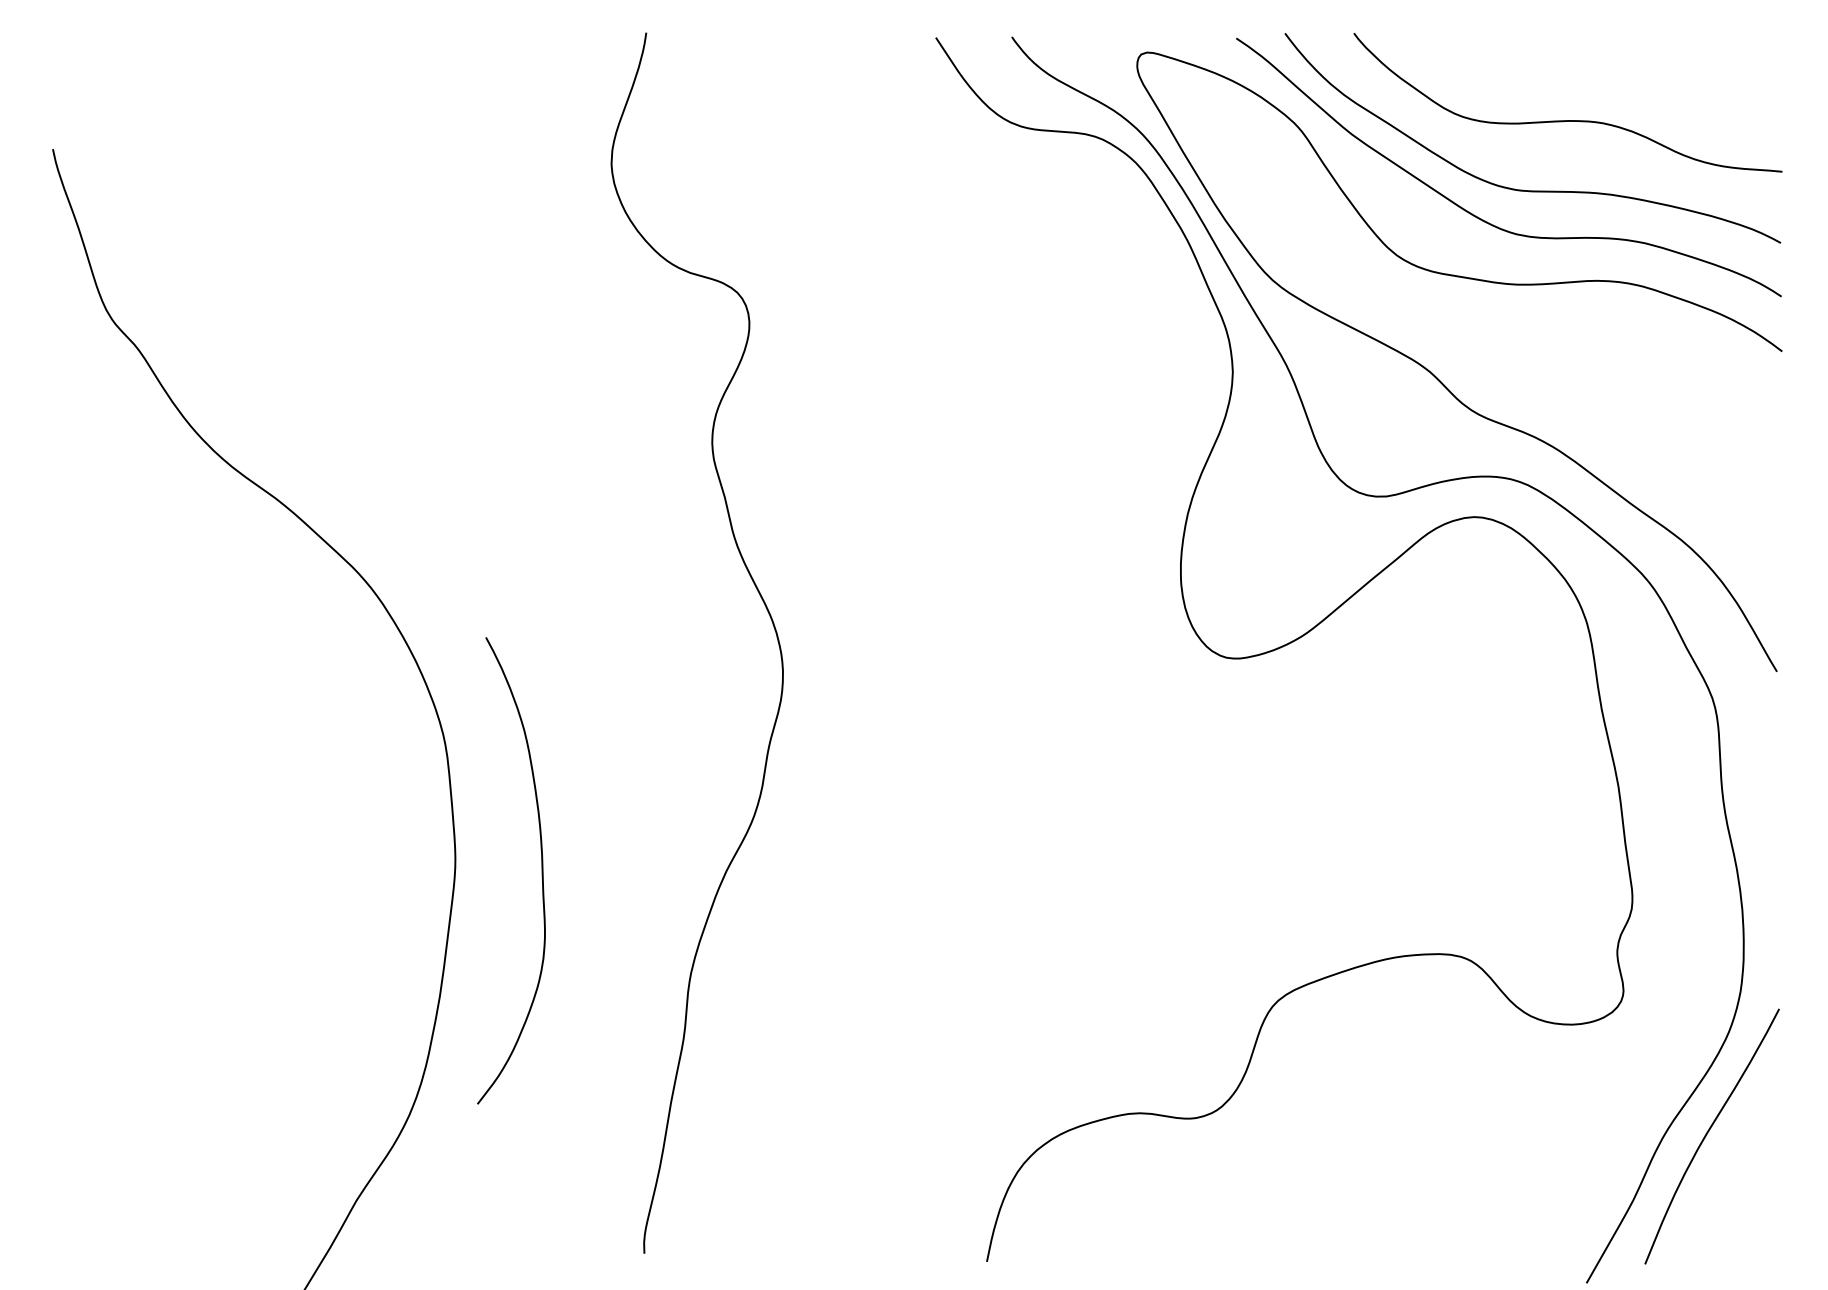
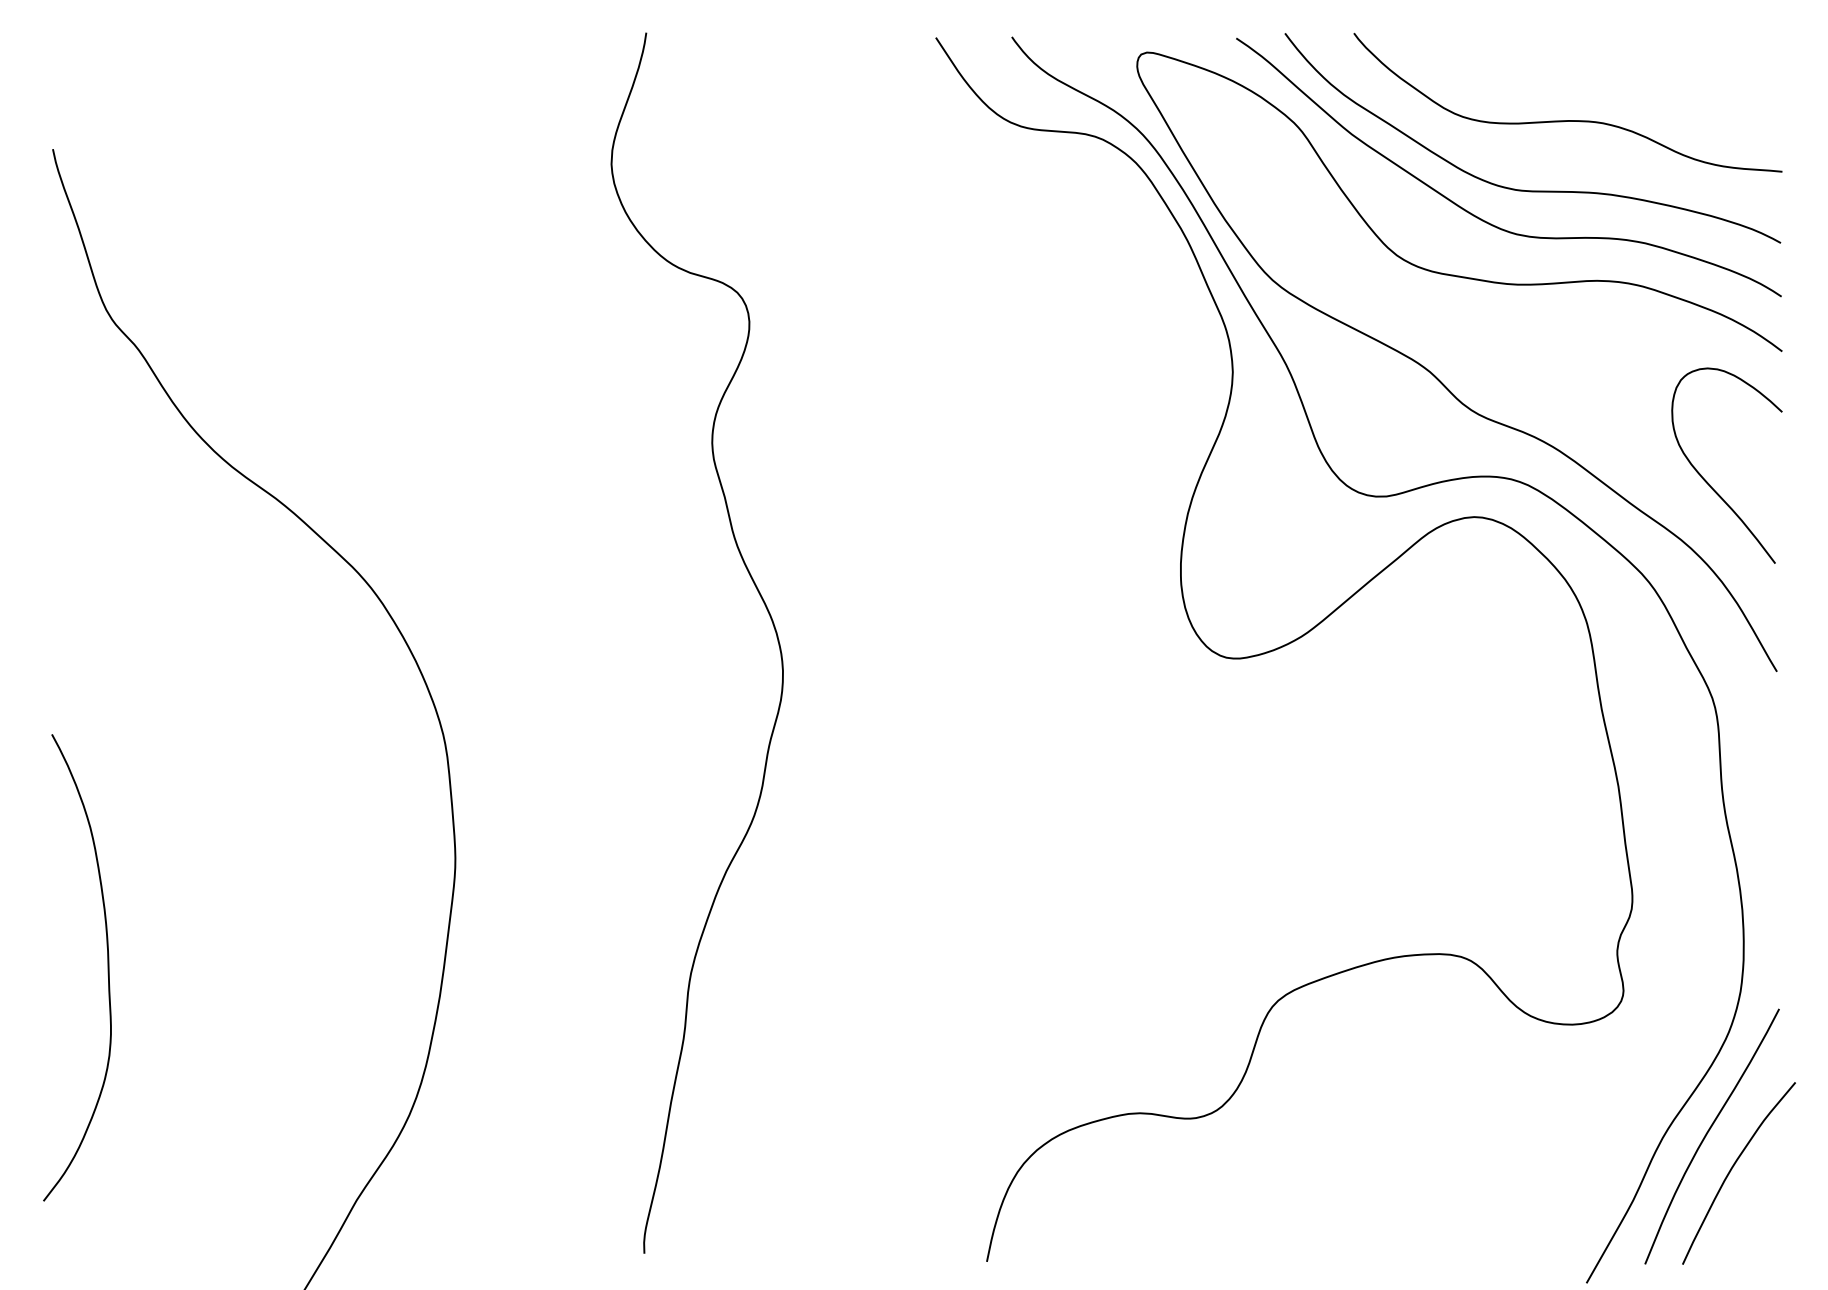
curve: none -> present (1708, 482)
curve position: (541, 870) -> (107, 967) (107, 967)
curve: none -> present (1732, 1169)
